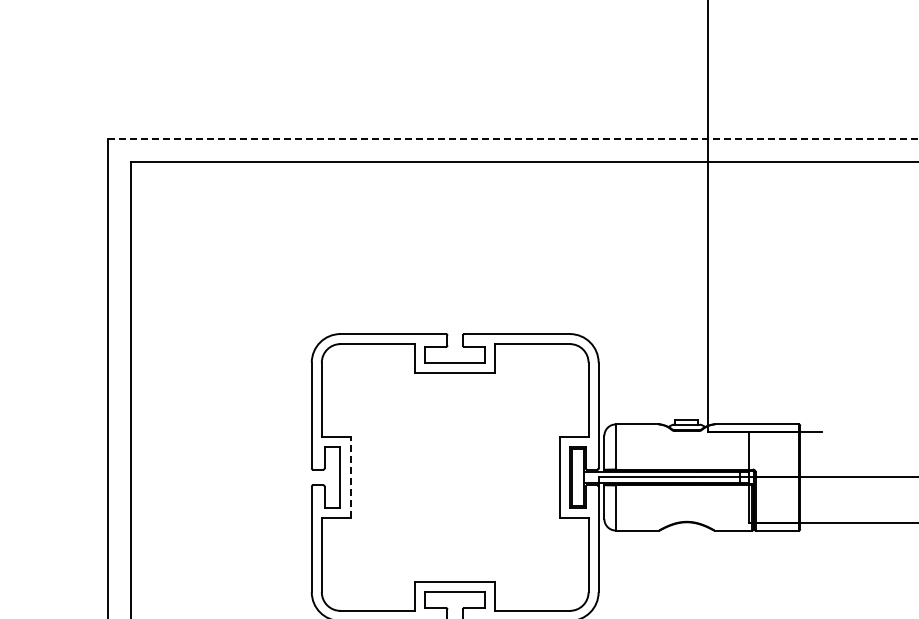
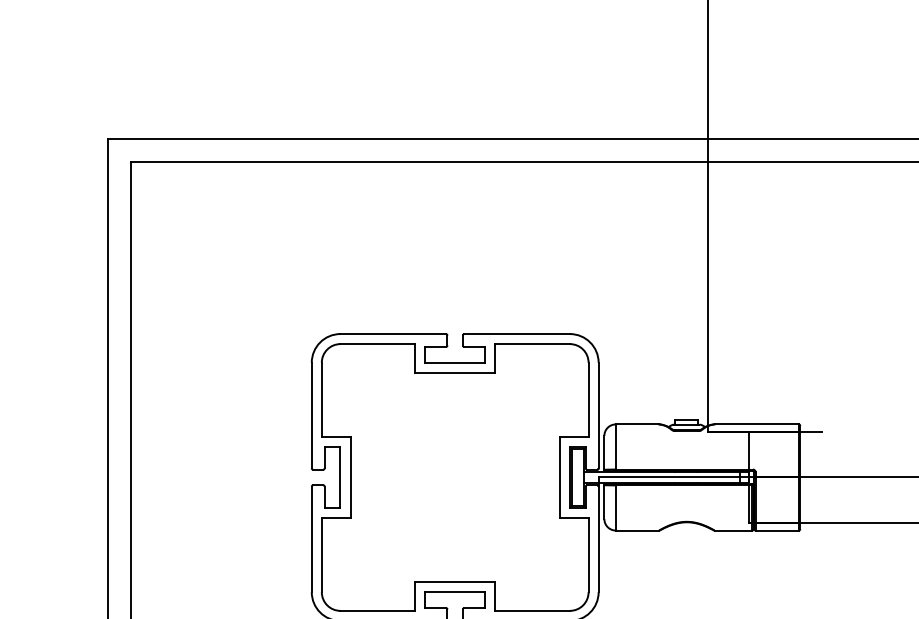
line: dashed -> solid (513, 138)
line: dashed -> solid (350, 476)
